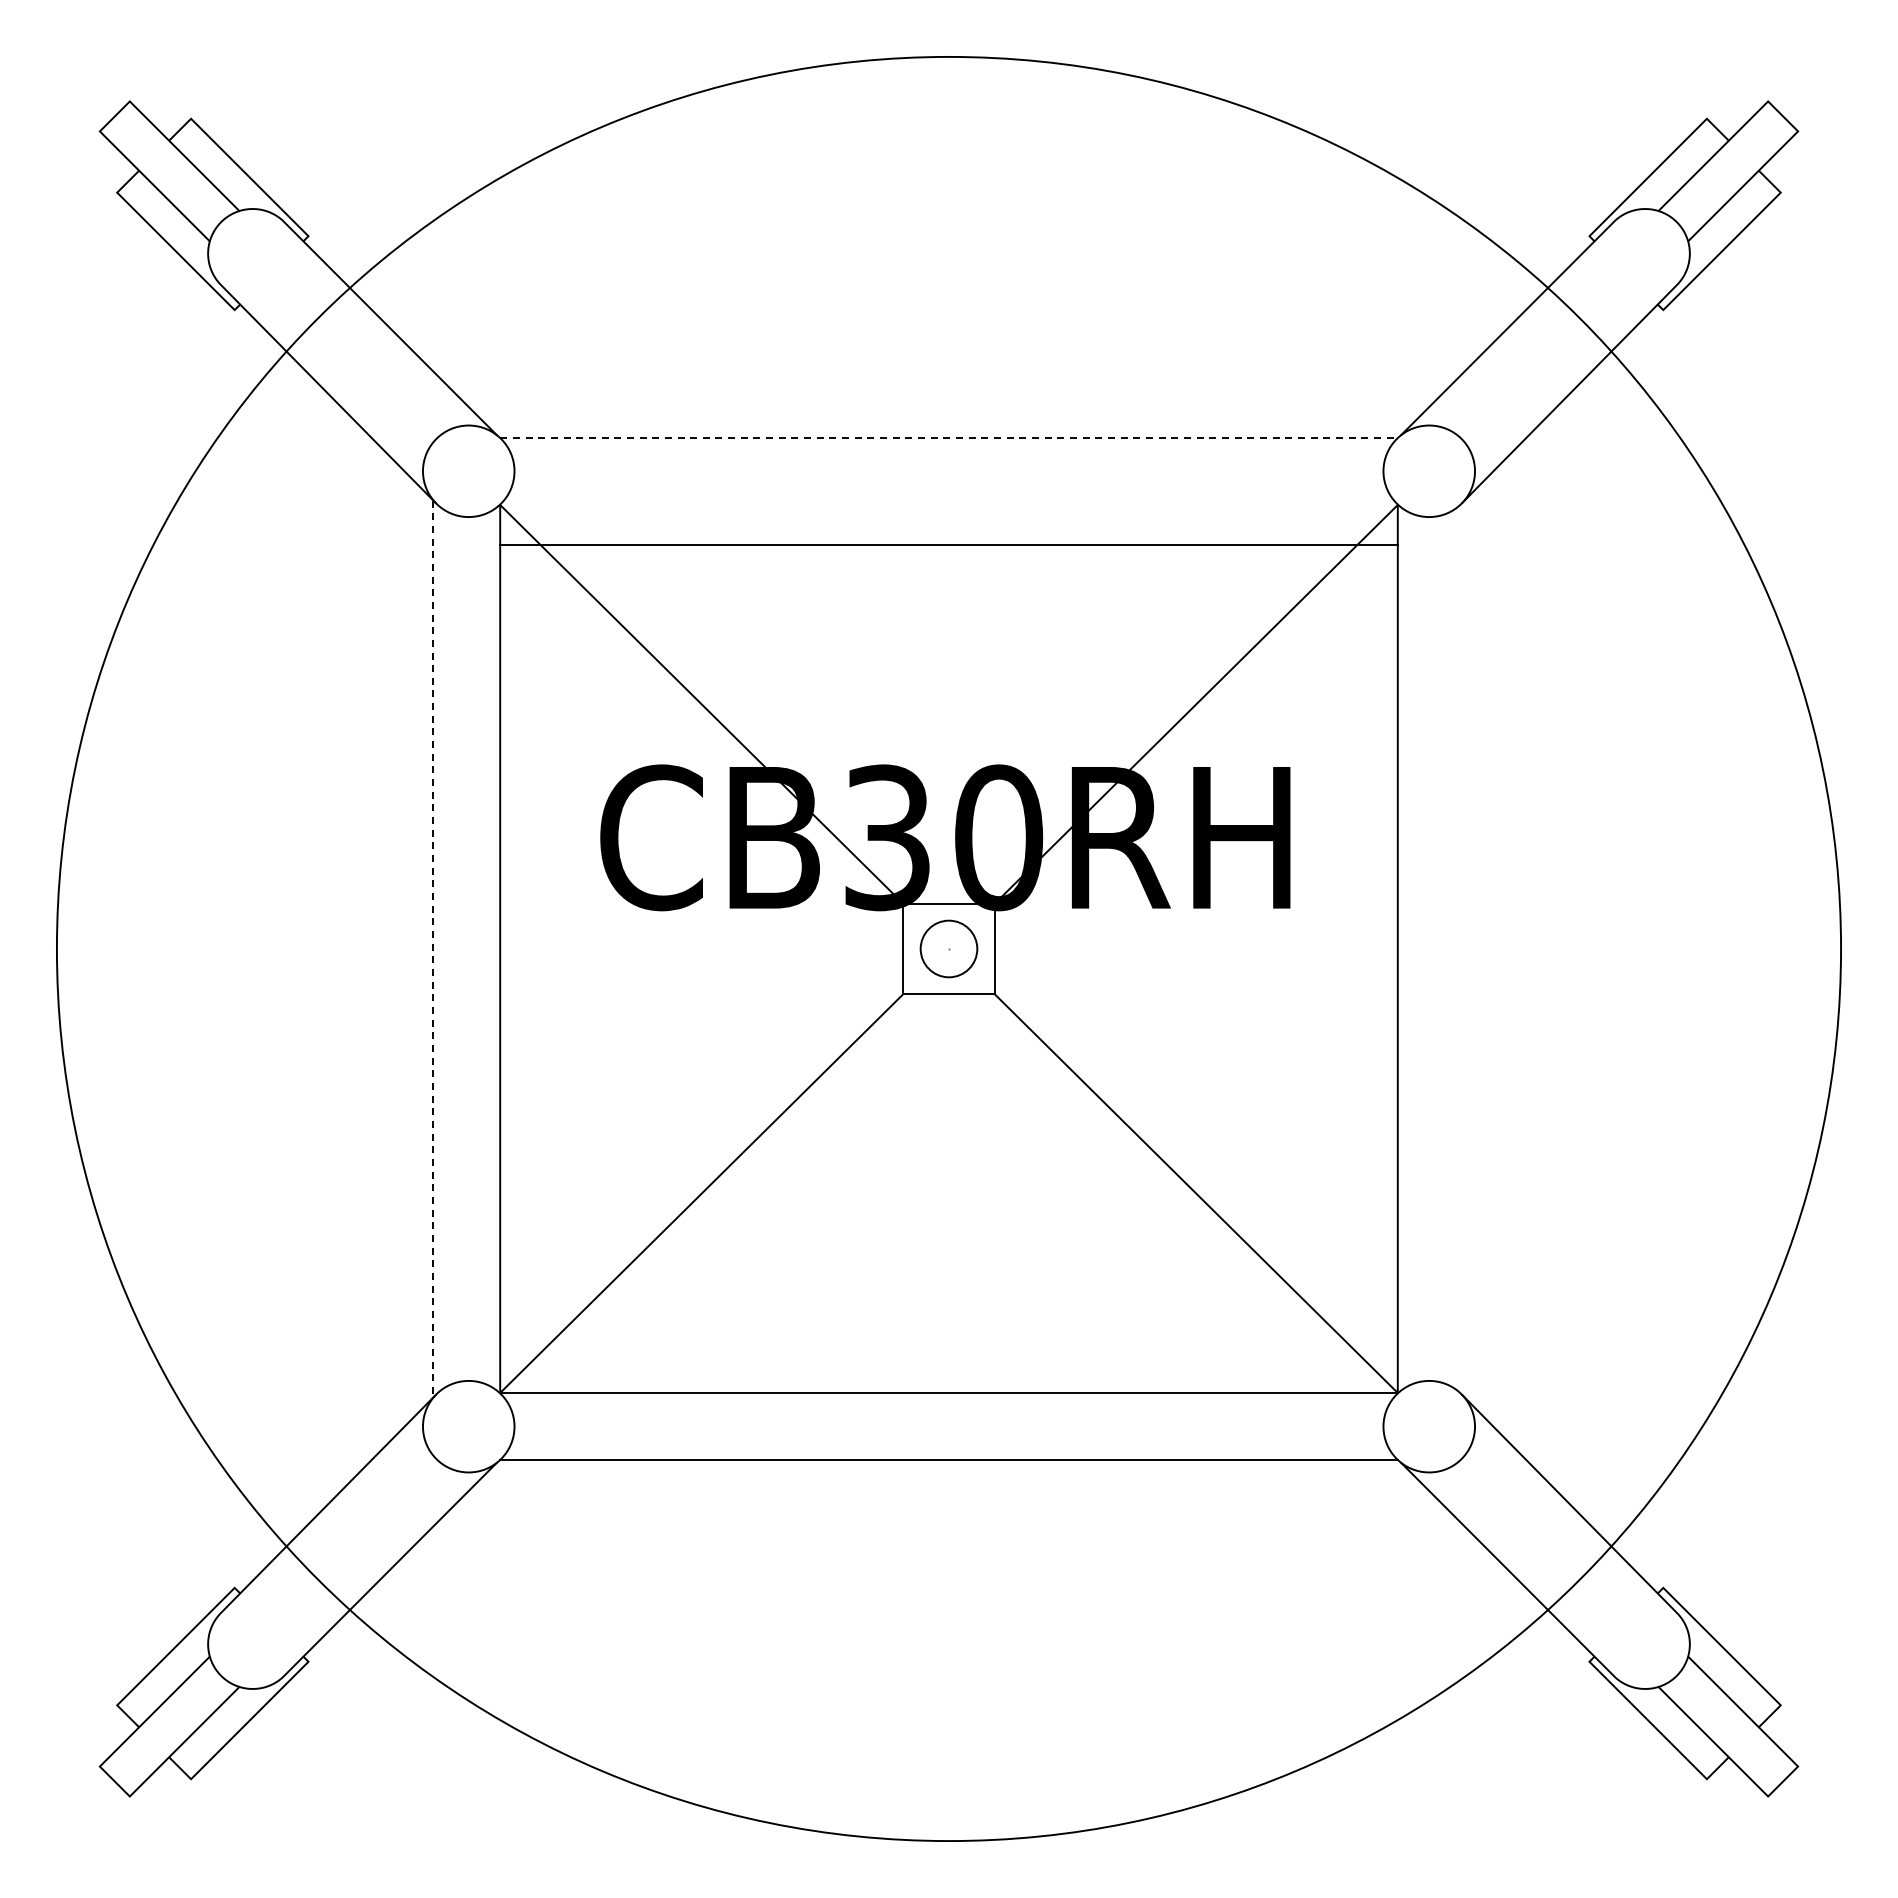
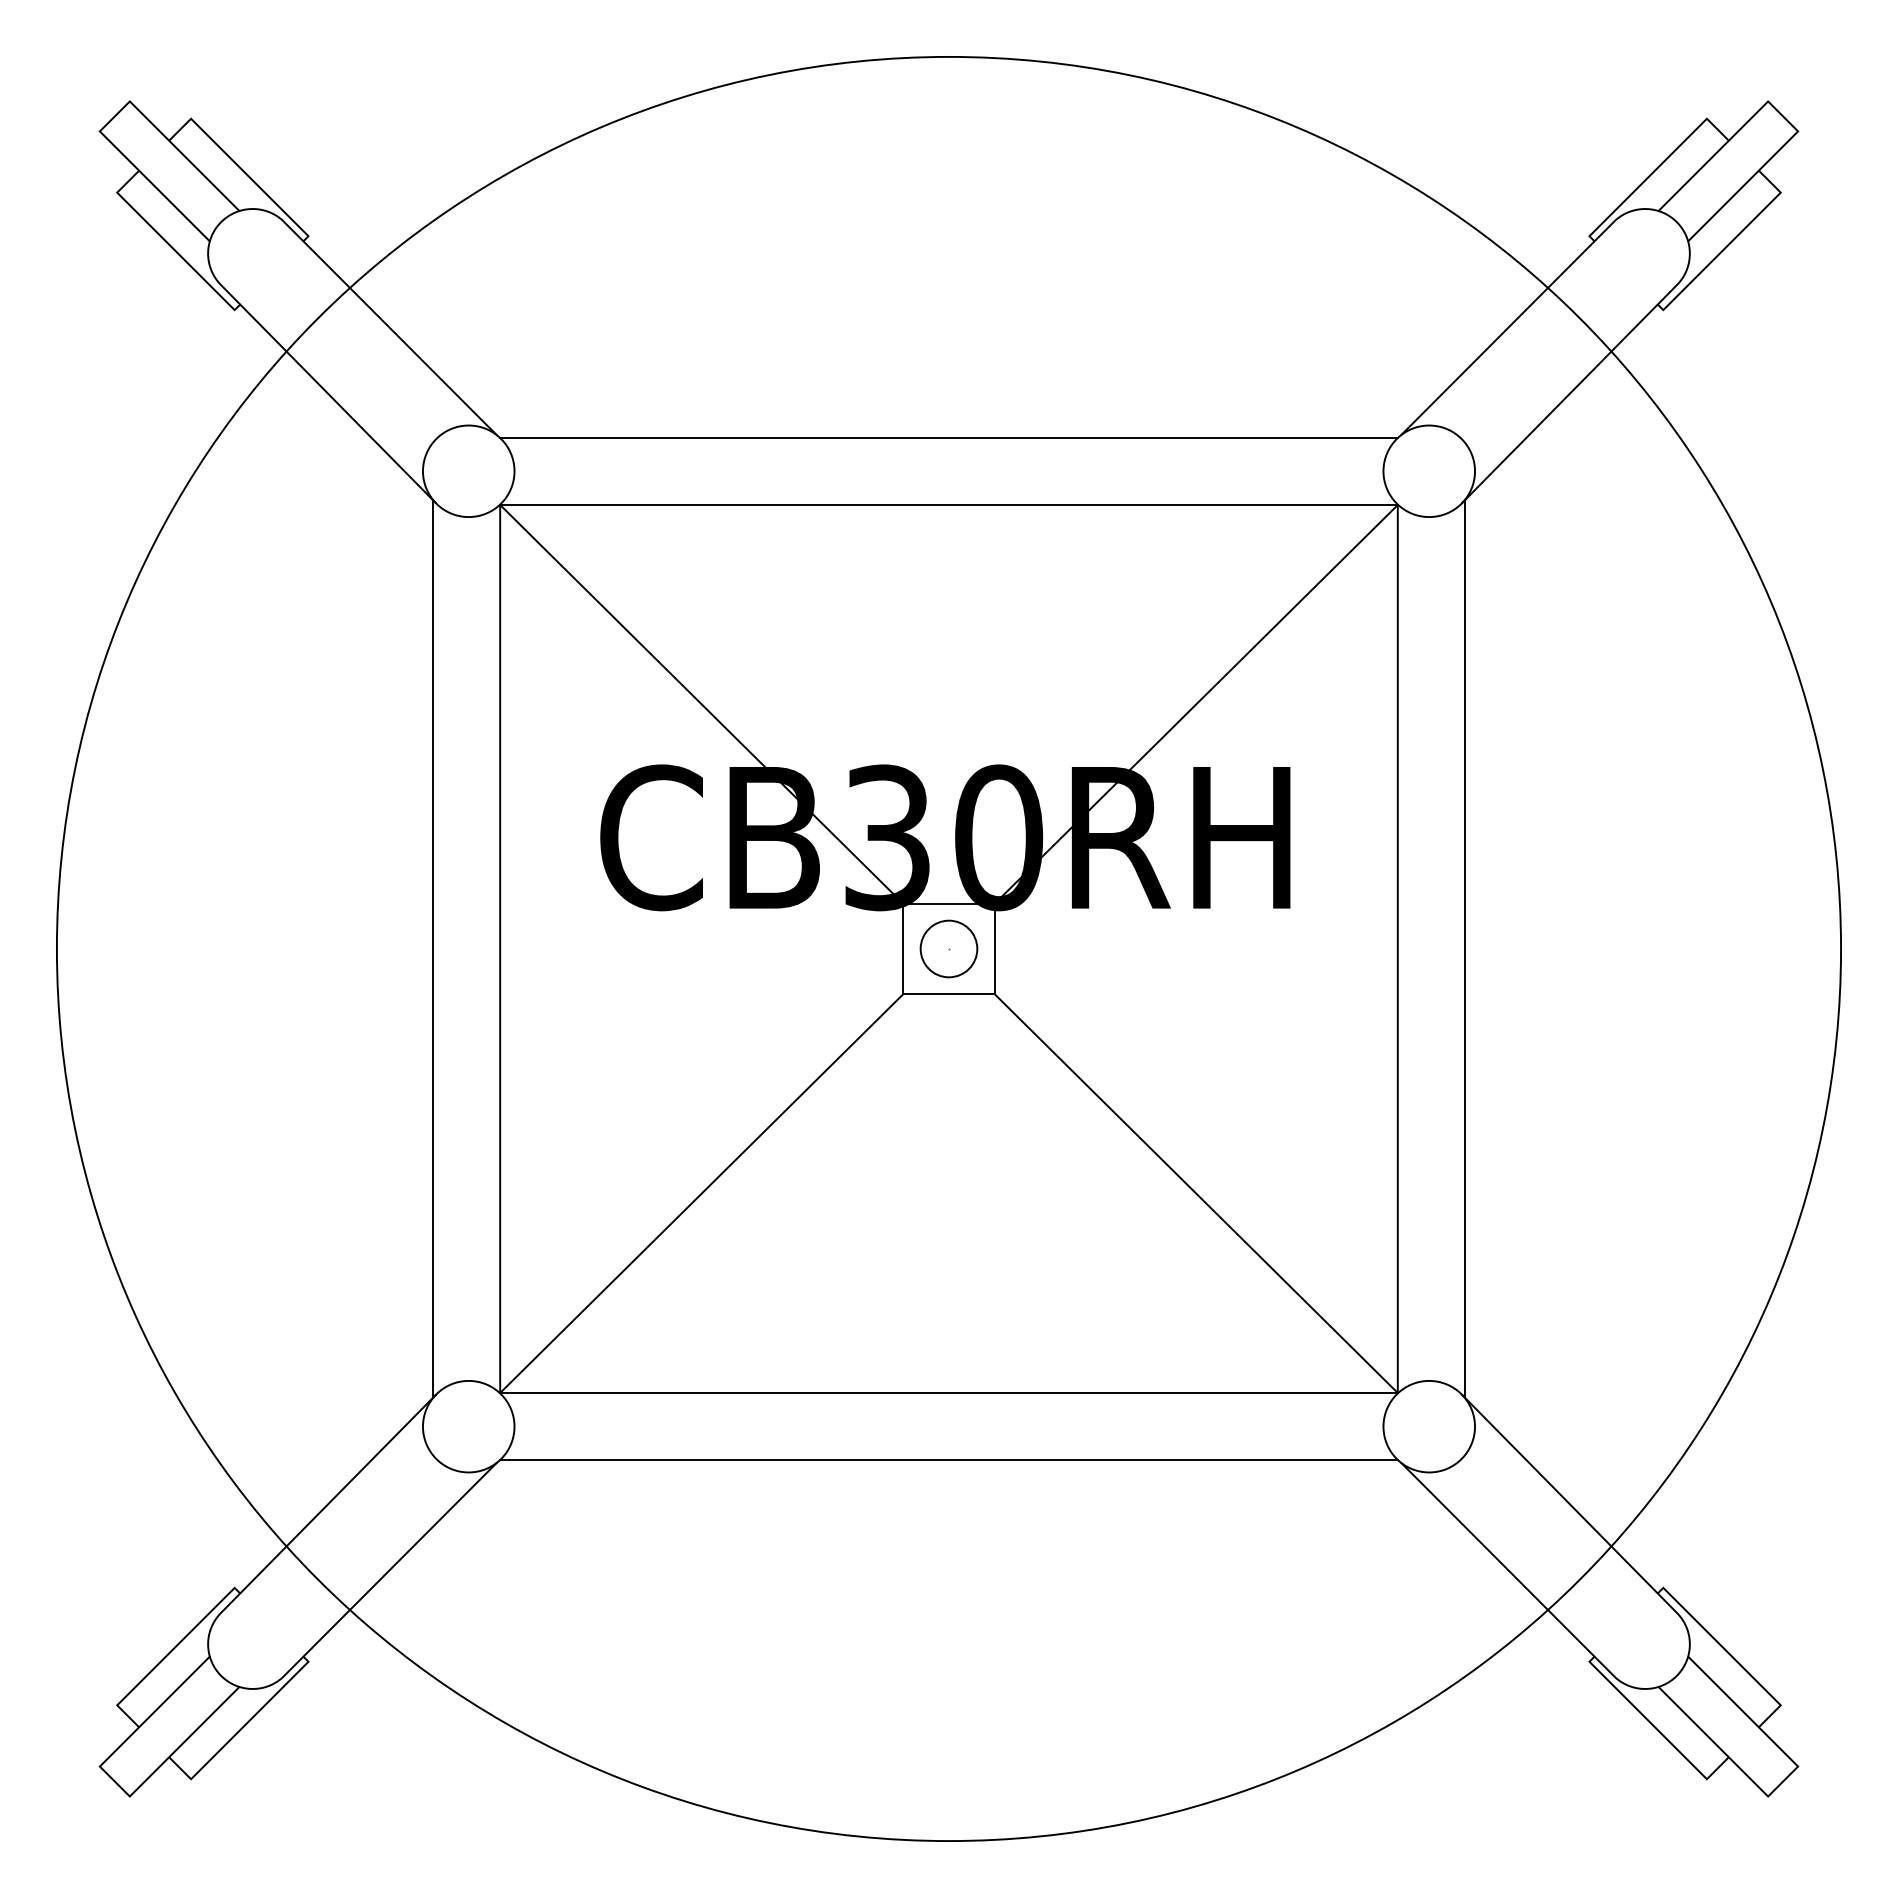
line: dashed -> solid (949, 438)
line position: (948, 545) -> (948, 505) (948, 505)
line: none -> present (1464, 948)
line: dashed -> solid (433, 949)
